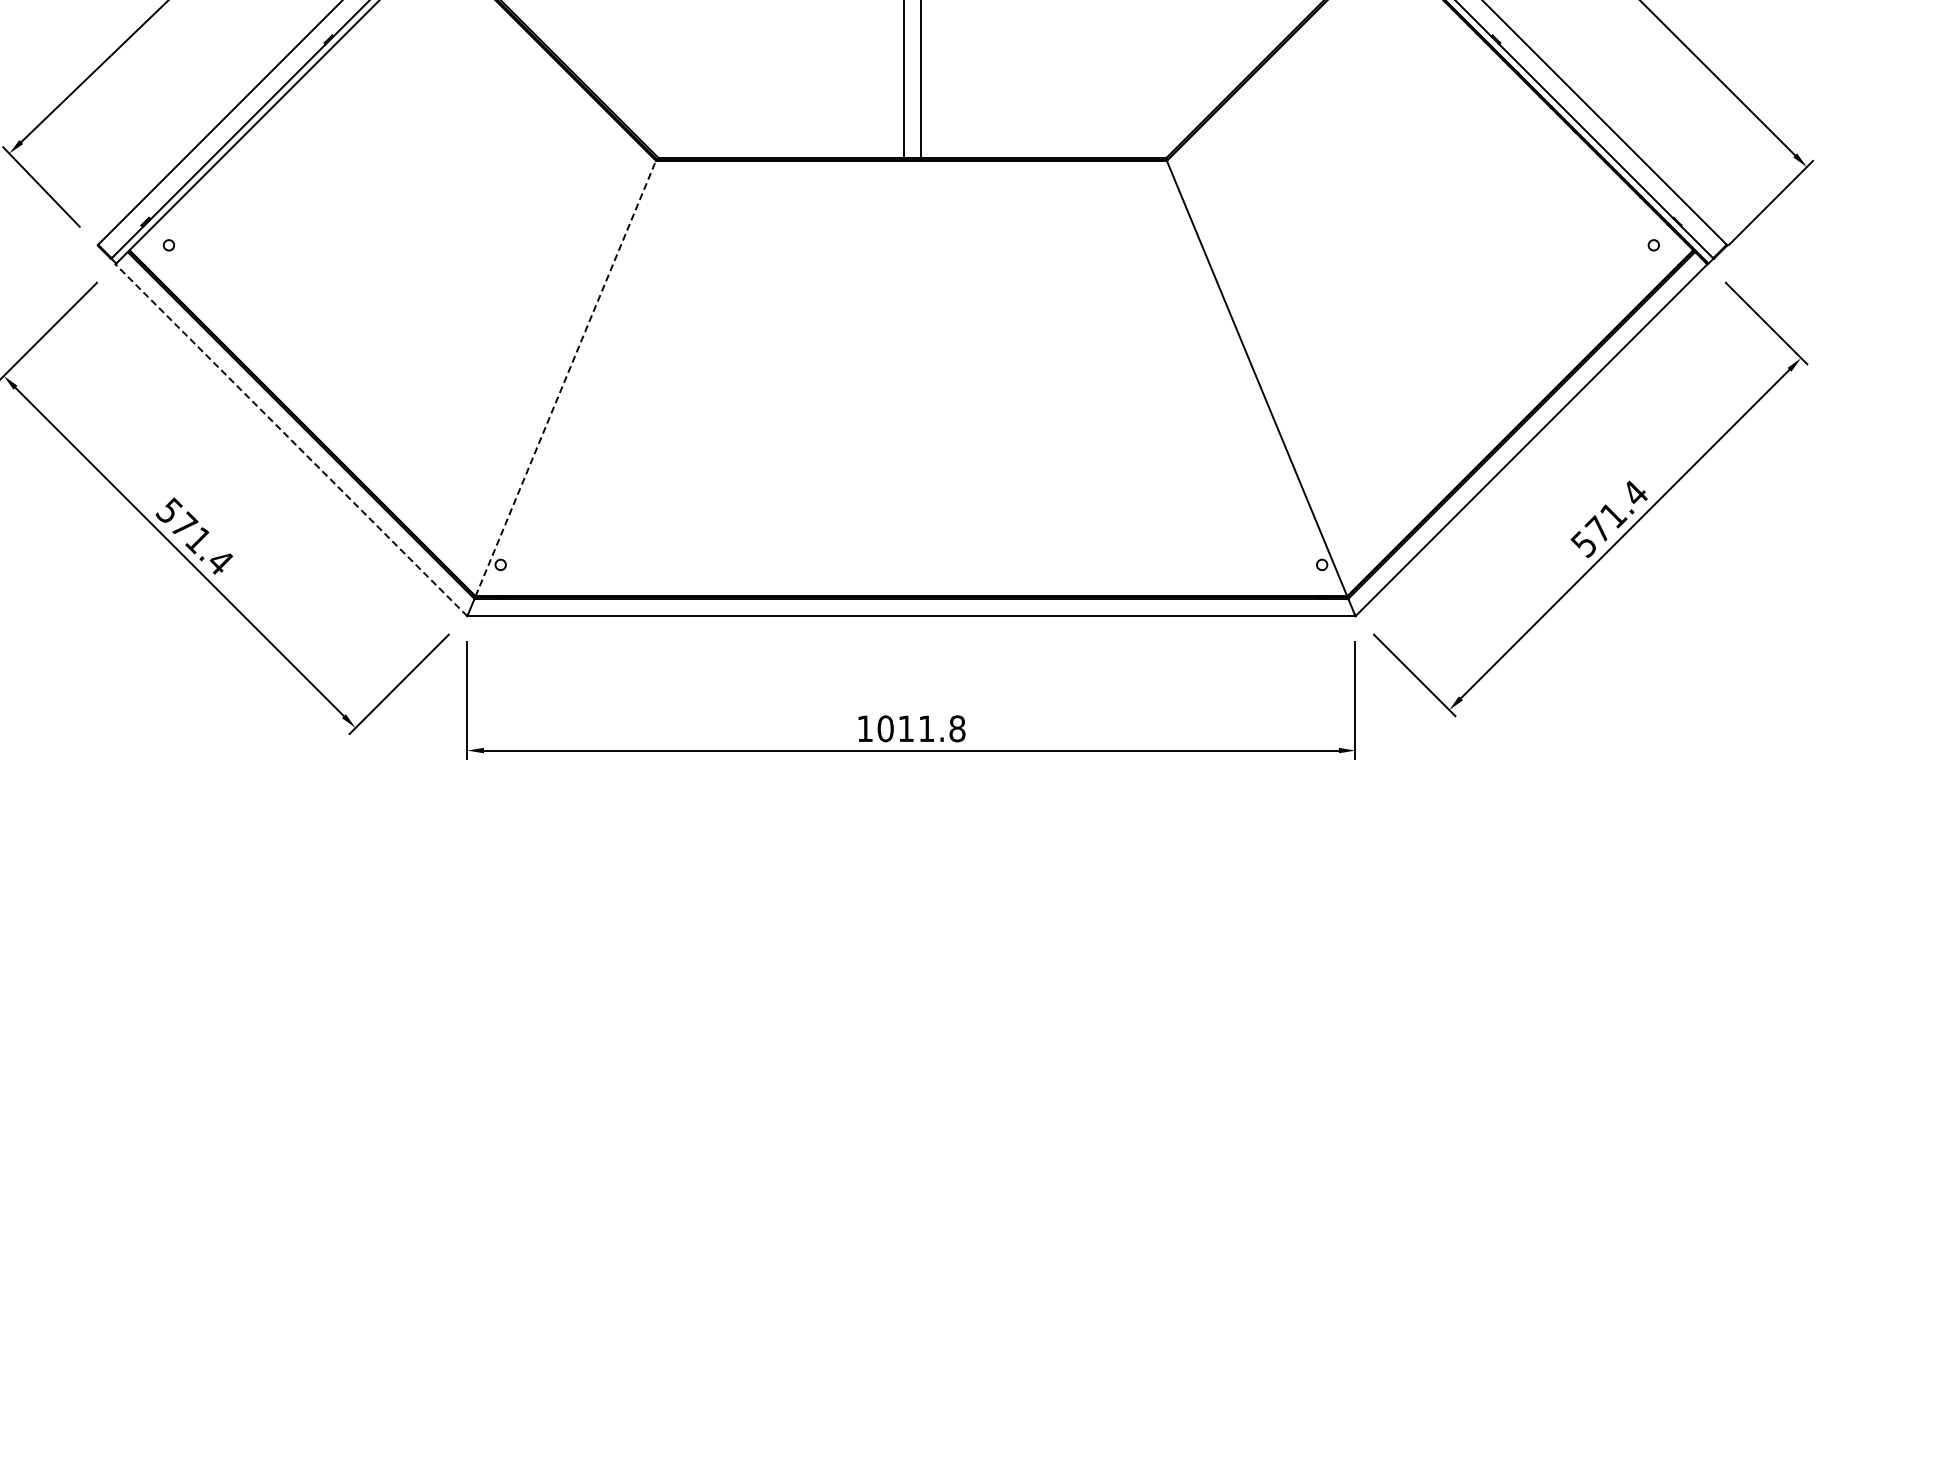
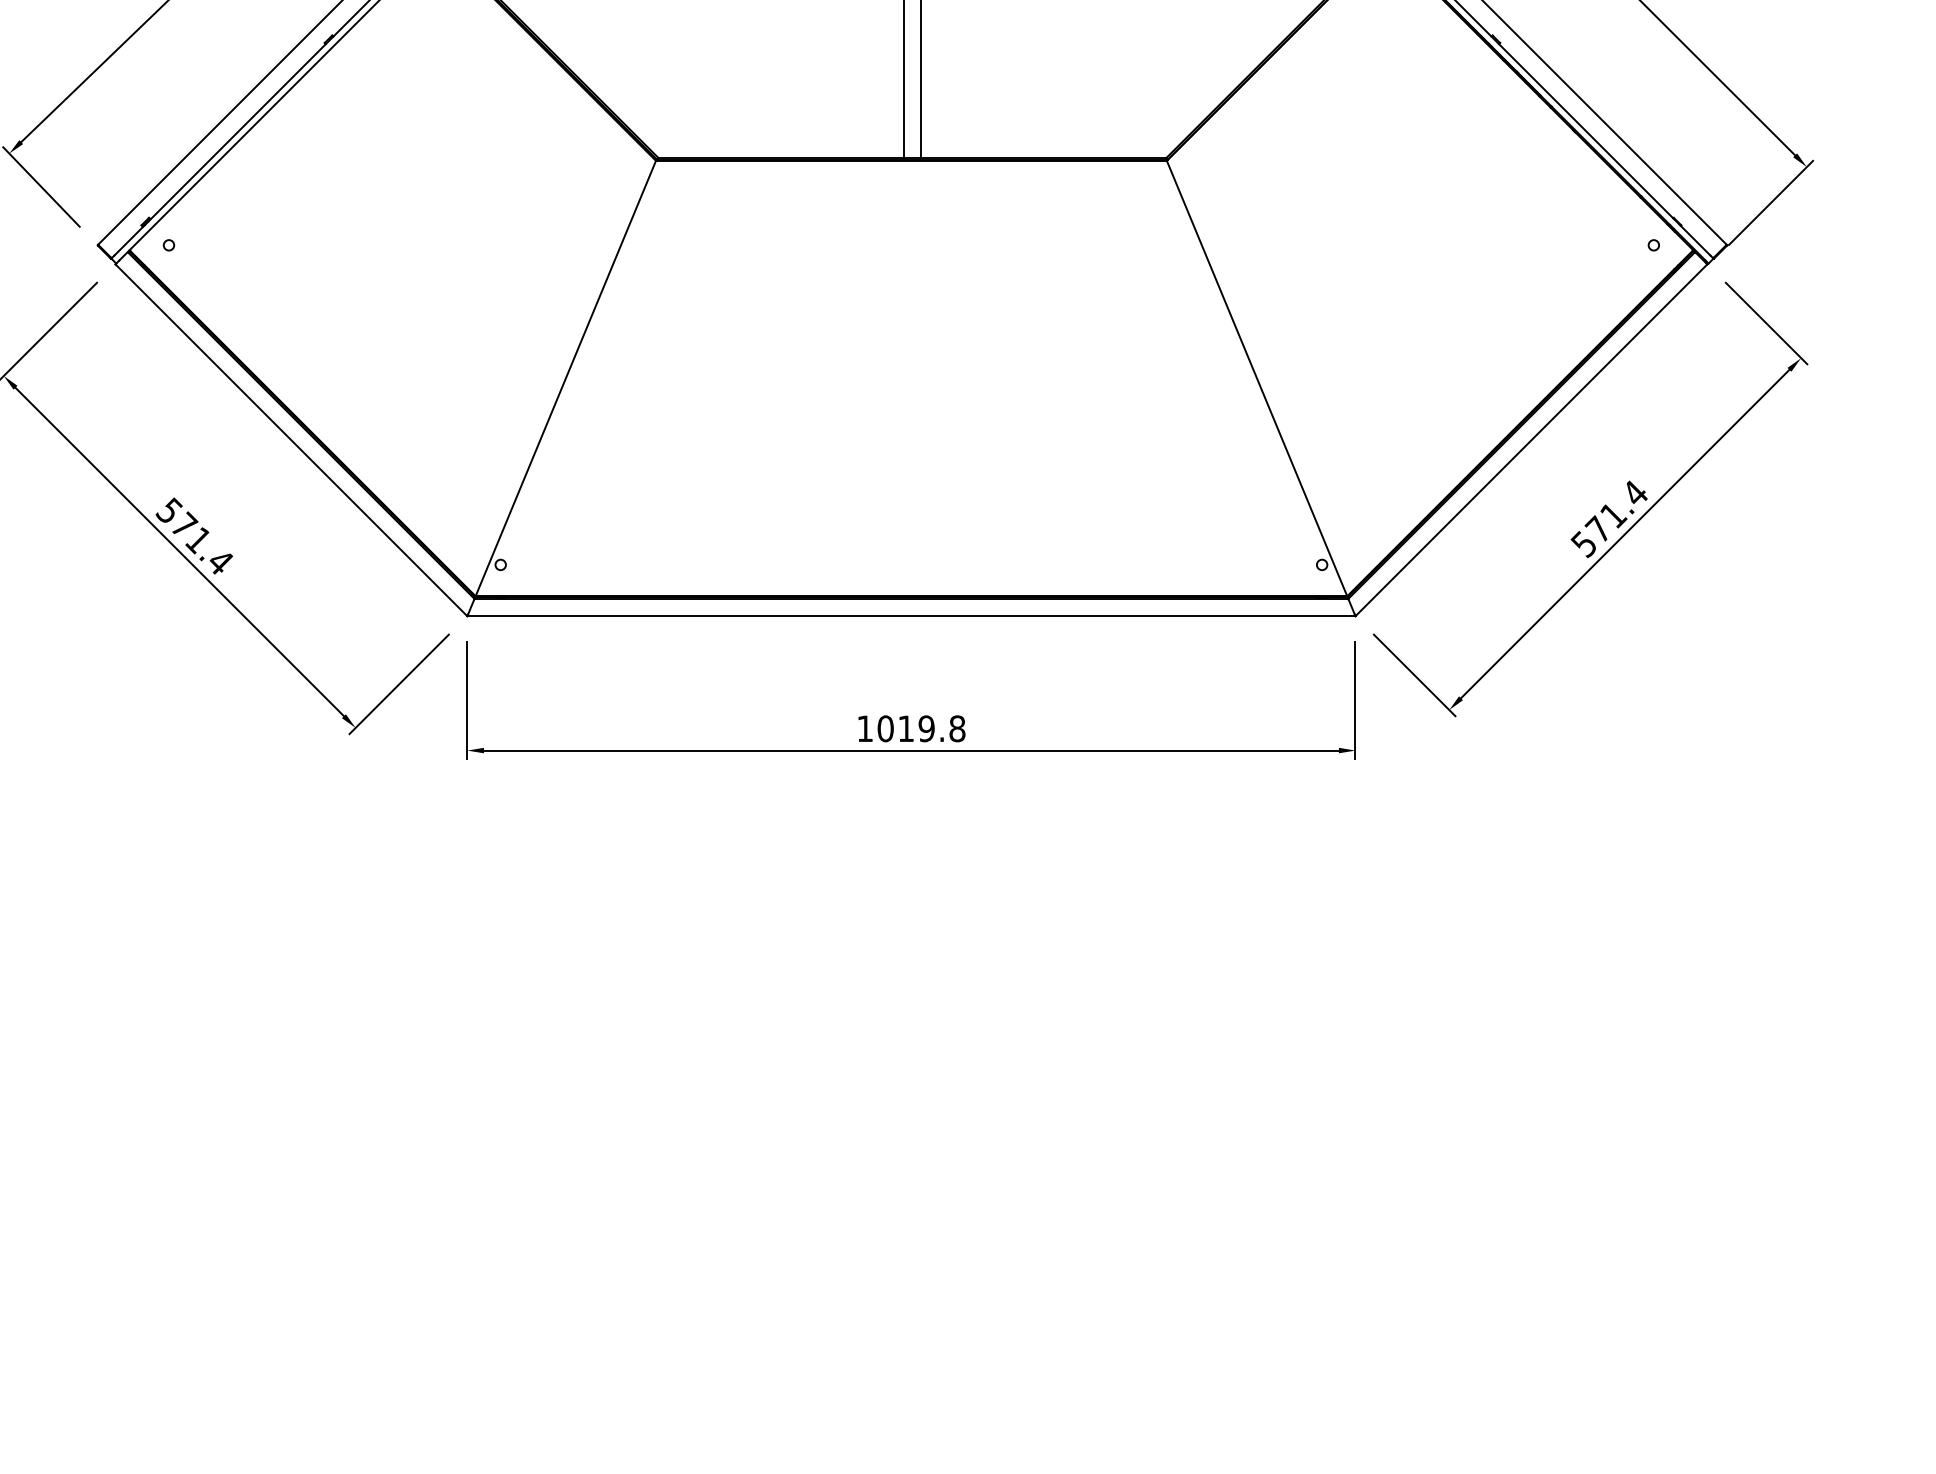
line: dashed -> solid (565, 378)
line: dashed -> solid (291, 440)
text: 1011.8 -> 1019.8 (926, 728)
